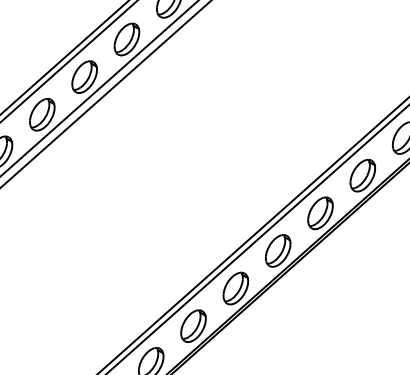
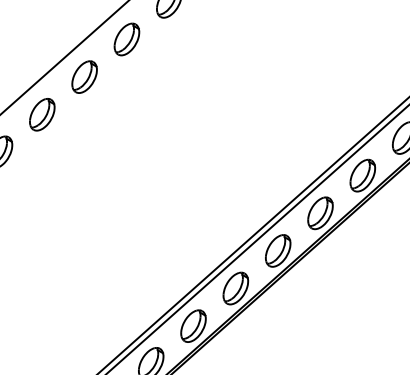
line: present -> none (68, 61)
line: present -> none (99, 88)
line: present -> none (105, 94)
